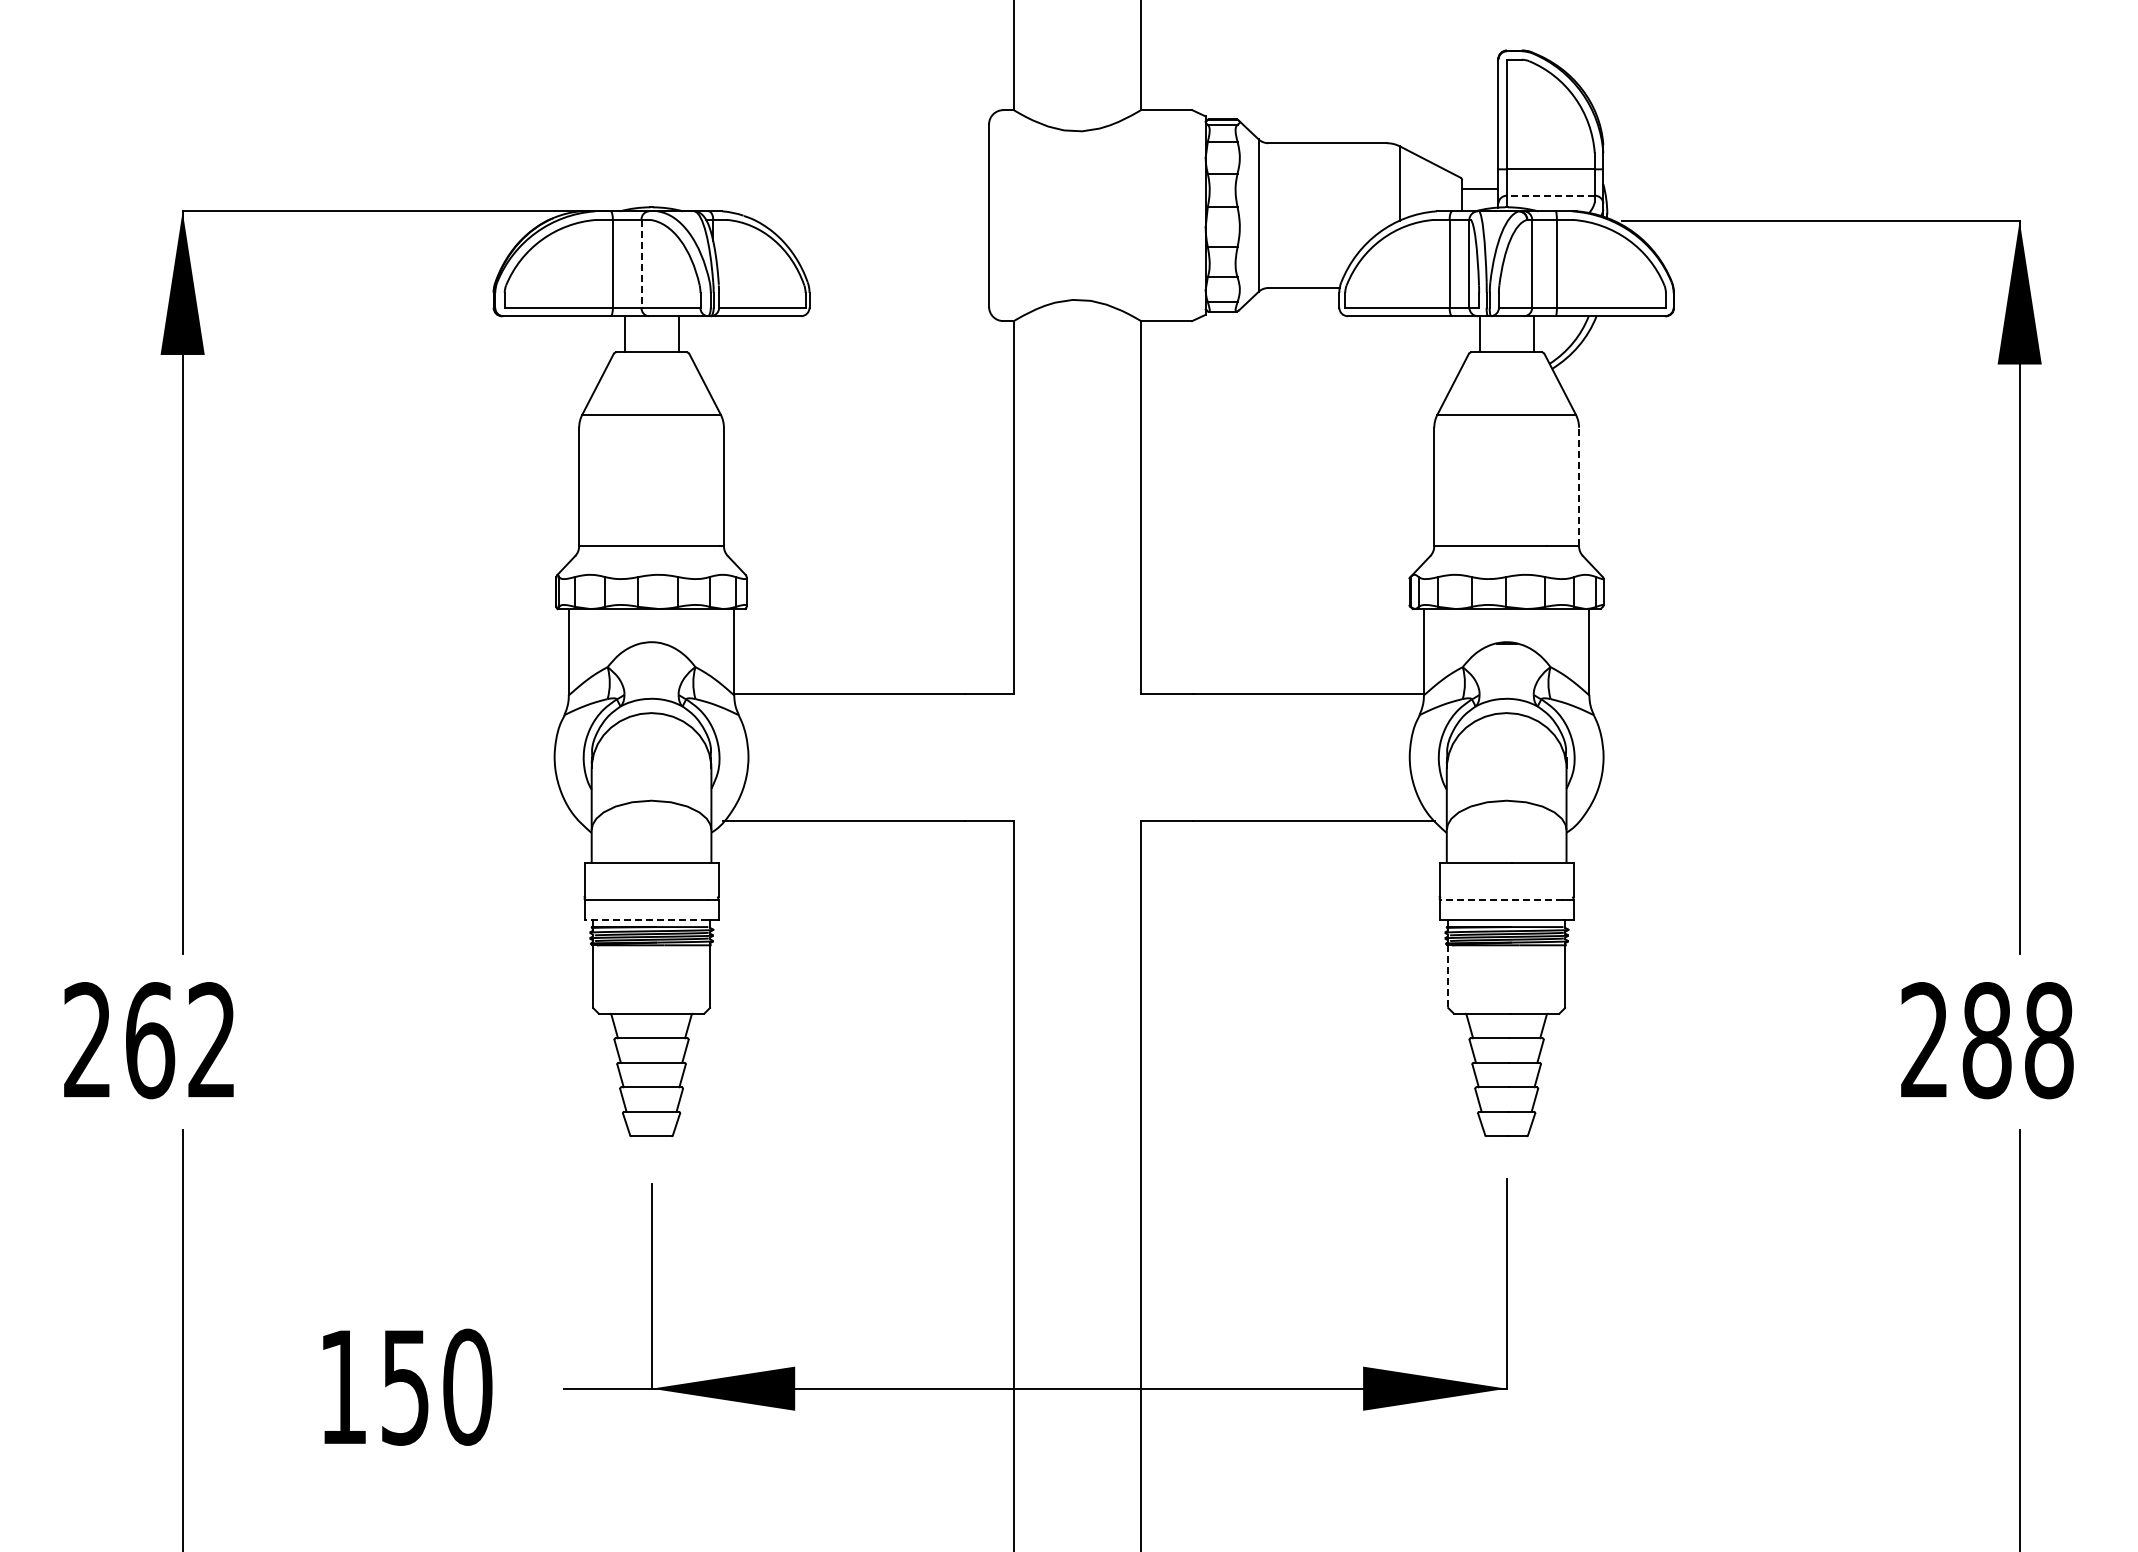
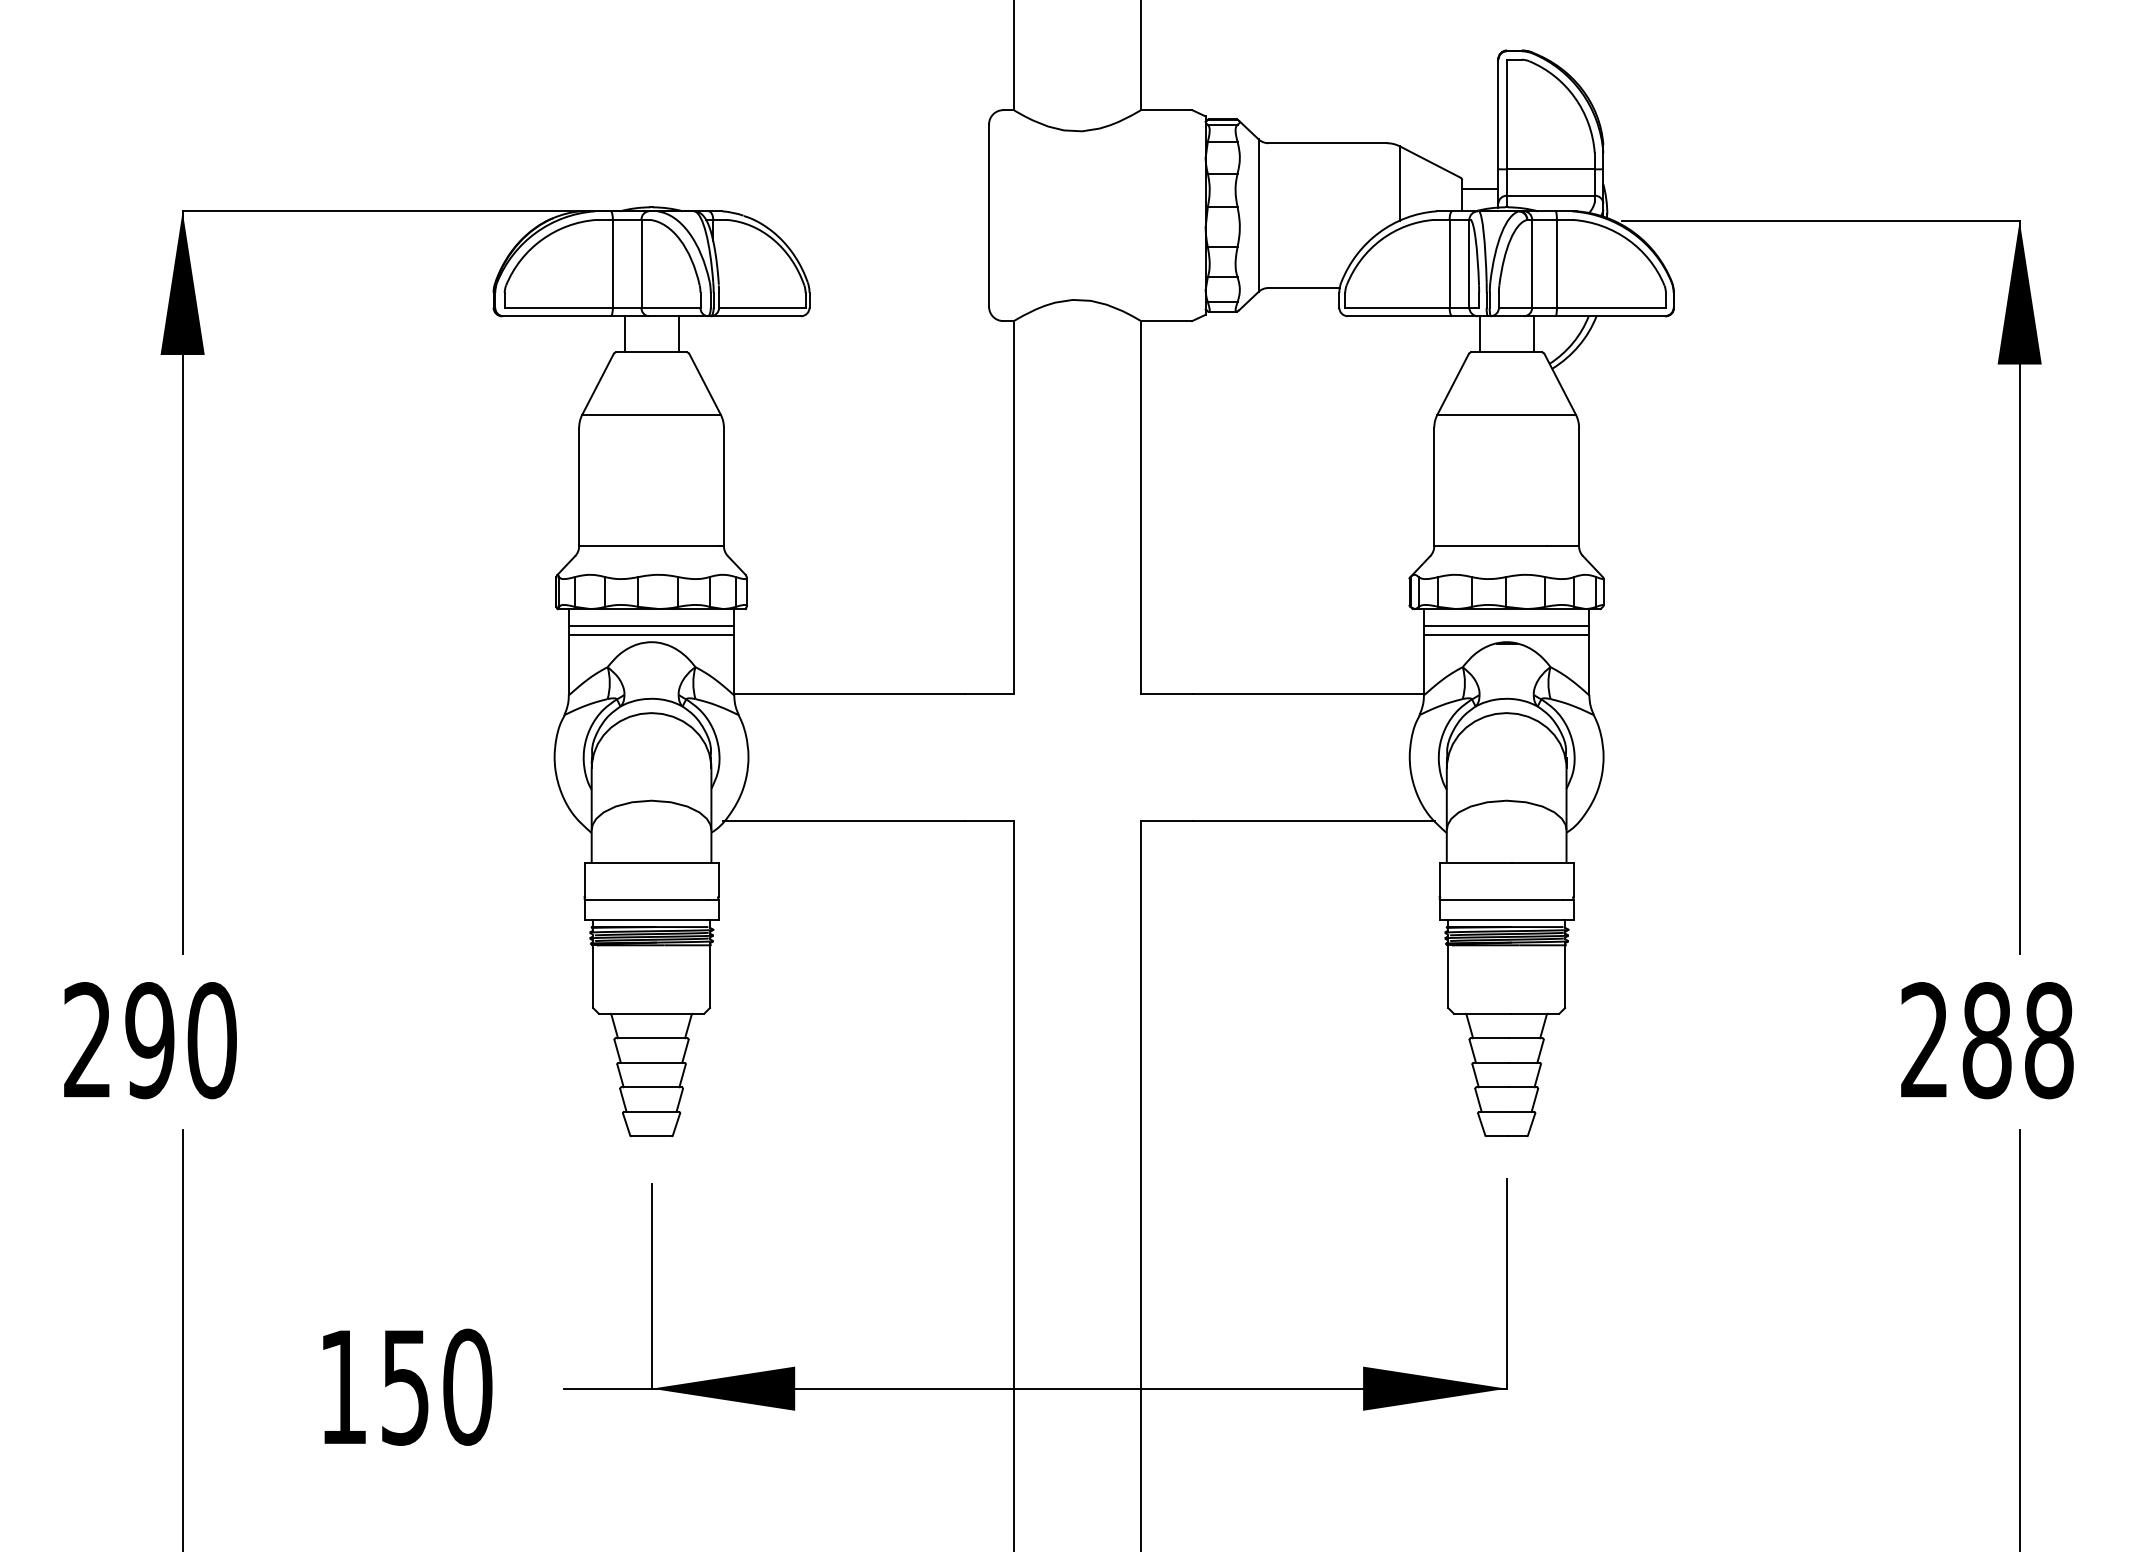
line: dashed -> solid (1550, 195)
line: dashed -> solid (641, 263)
line: dashed -> solid (1579, 486)
line: none -> present (651, 625)
line: none -> present (1506, 625)
line: none -> present (651, 634)
line: none -> present (1506, 634)
line: dashed -> solid (1501, 899)
line: dashed -> solid (646, 920)
line: dashed -> solid (1448, 977)
text: 262 -> 290 (180, 1040)
